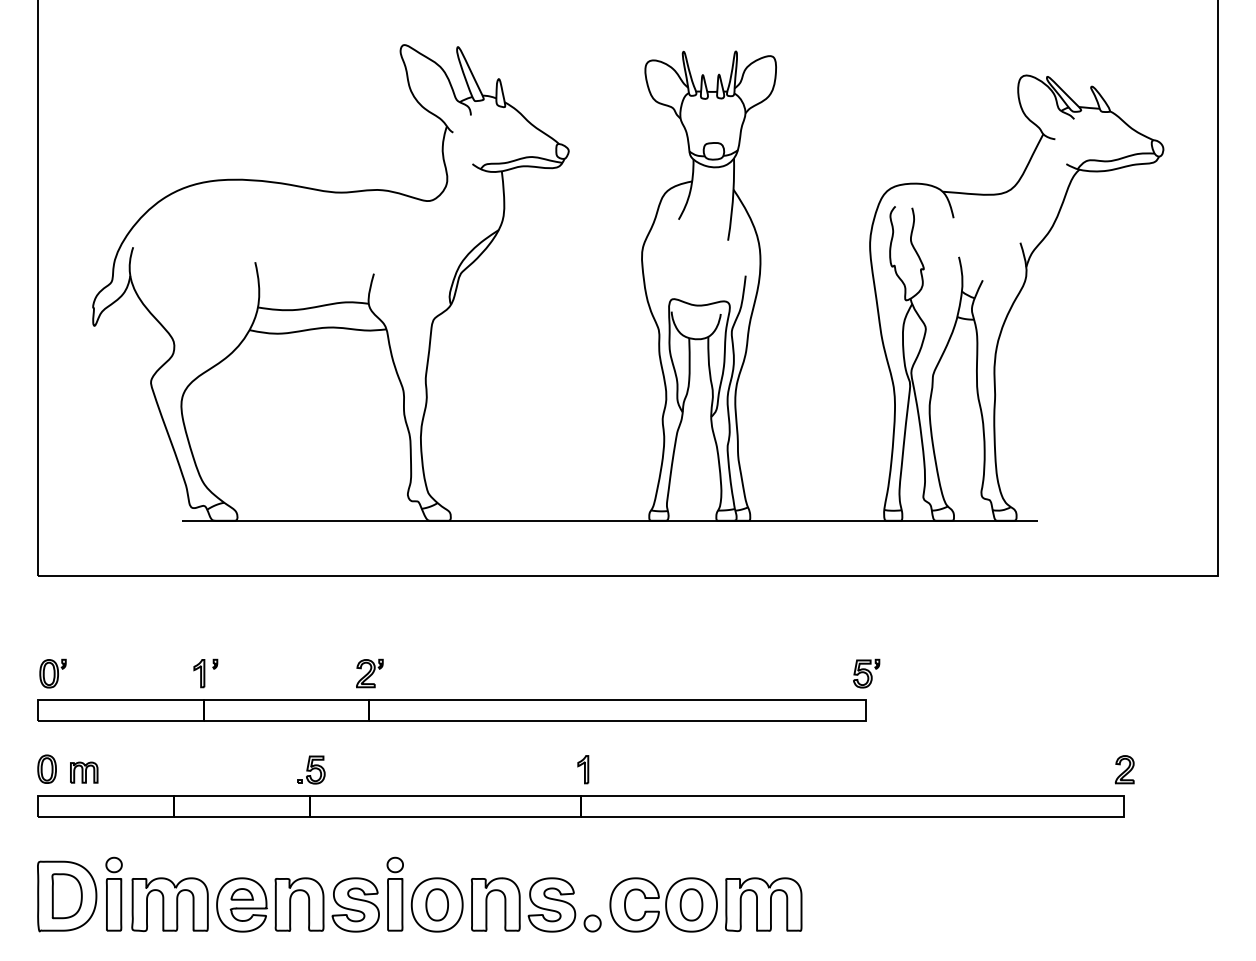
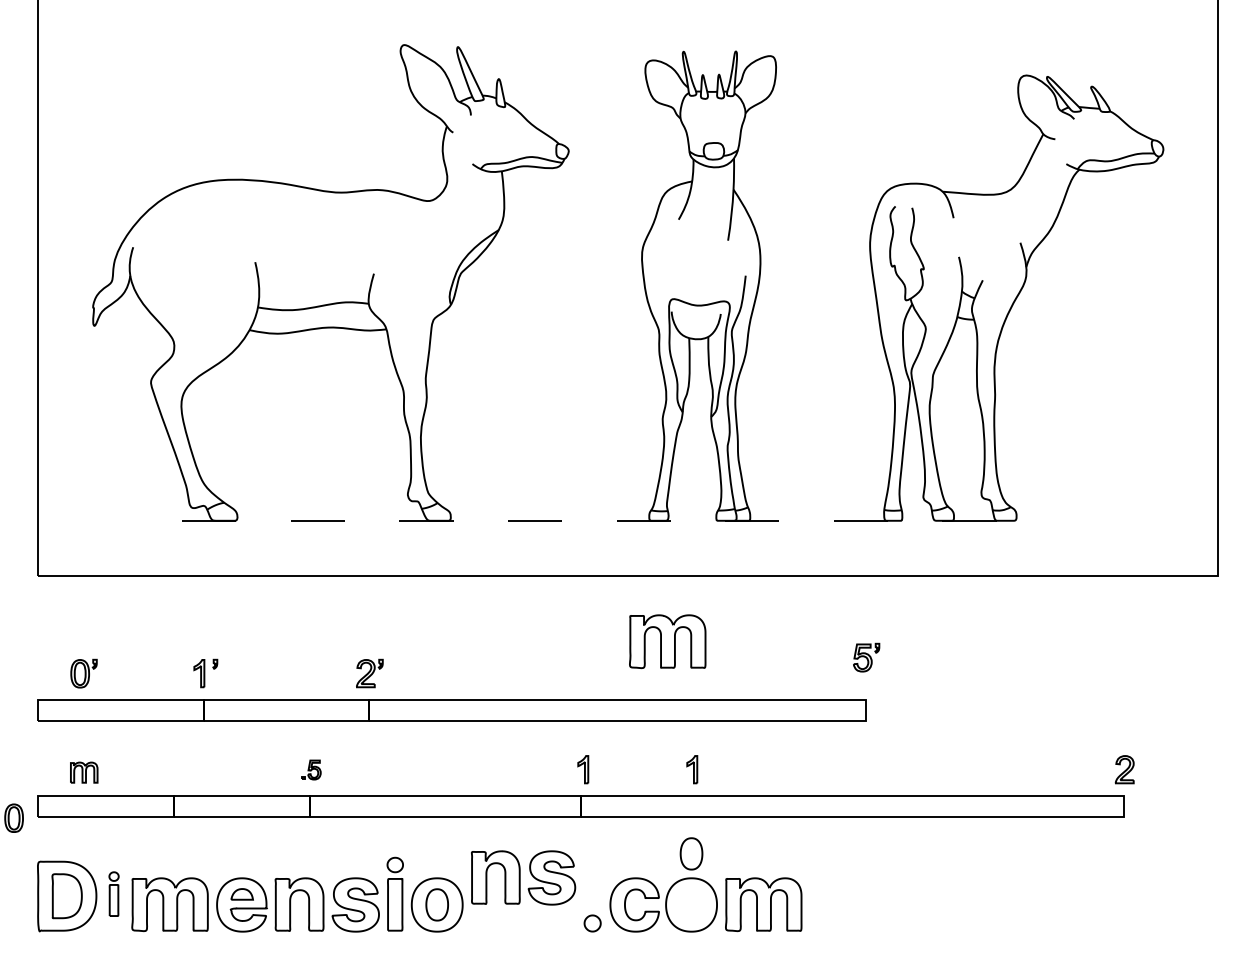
line: solid -> dashed (610, 520)
part: none -> present (667, 641)
part position: (52, 673) -> (83, 673) (83, 673)
part position: (866, 673) -> (866, 657) (866, 657)
part position: (46, 768) -> (13, 817) (13, 817)
part size: 29x30 px -> 21x22 px (311, 769)
part: none -> present (692, 769)
part size: 18x76 px -> 12x46 px (113, 893)
part position: (523, 904) -> (523, 877) (523, 877)
part position: (691, 904) -> (691, 853) (691, 853)
